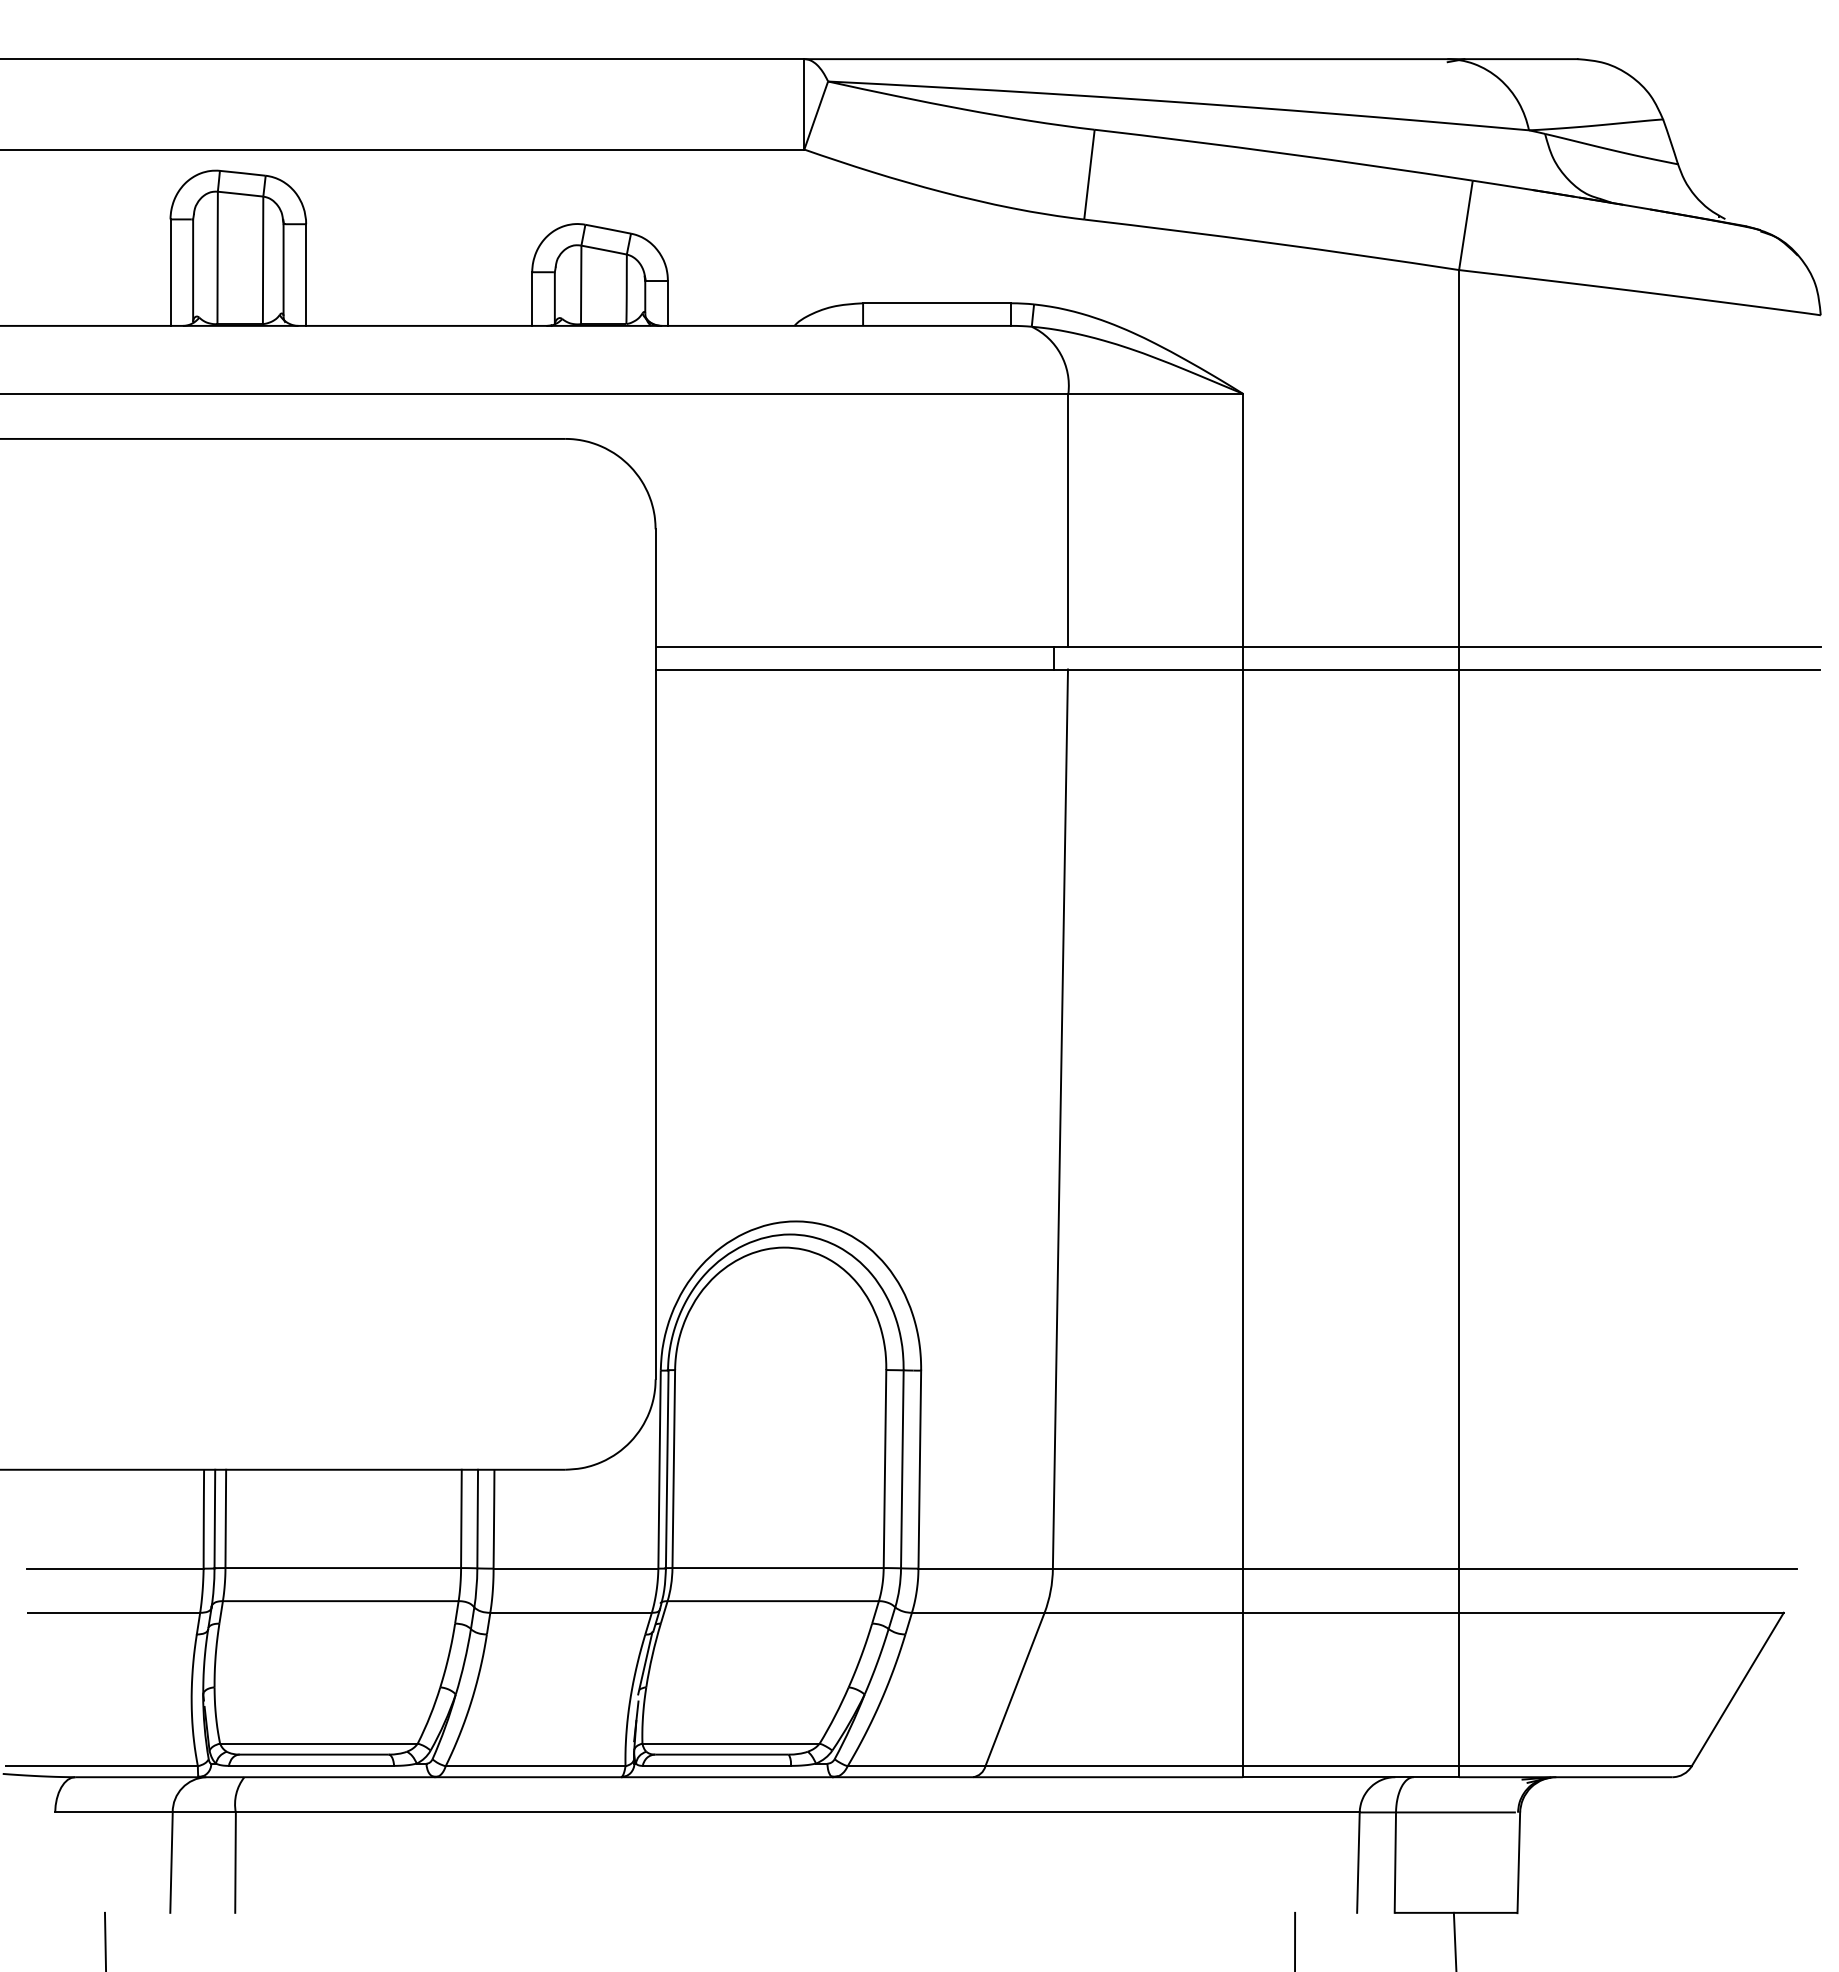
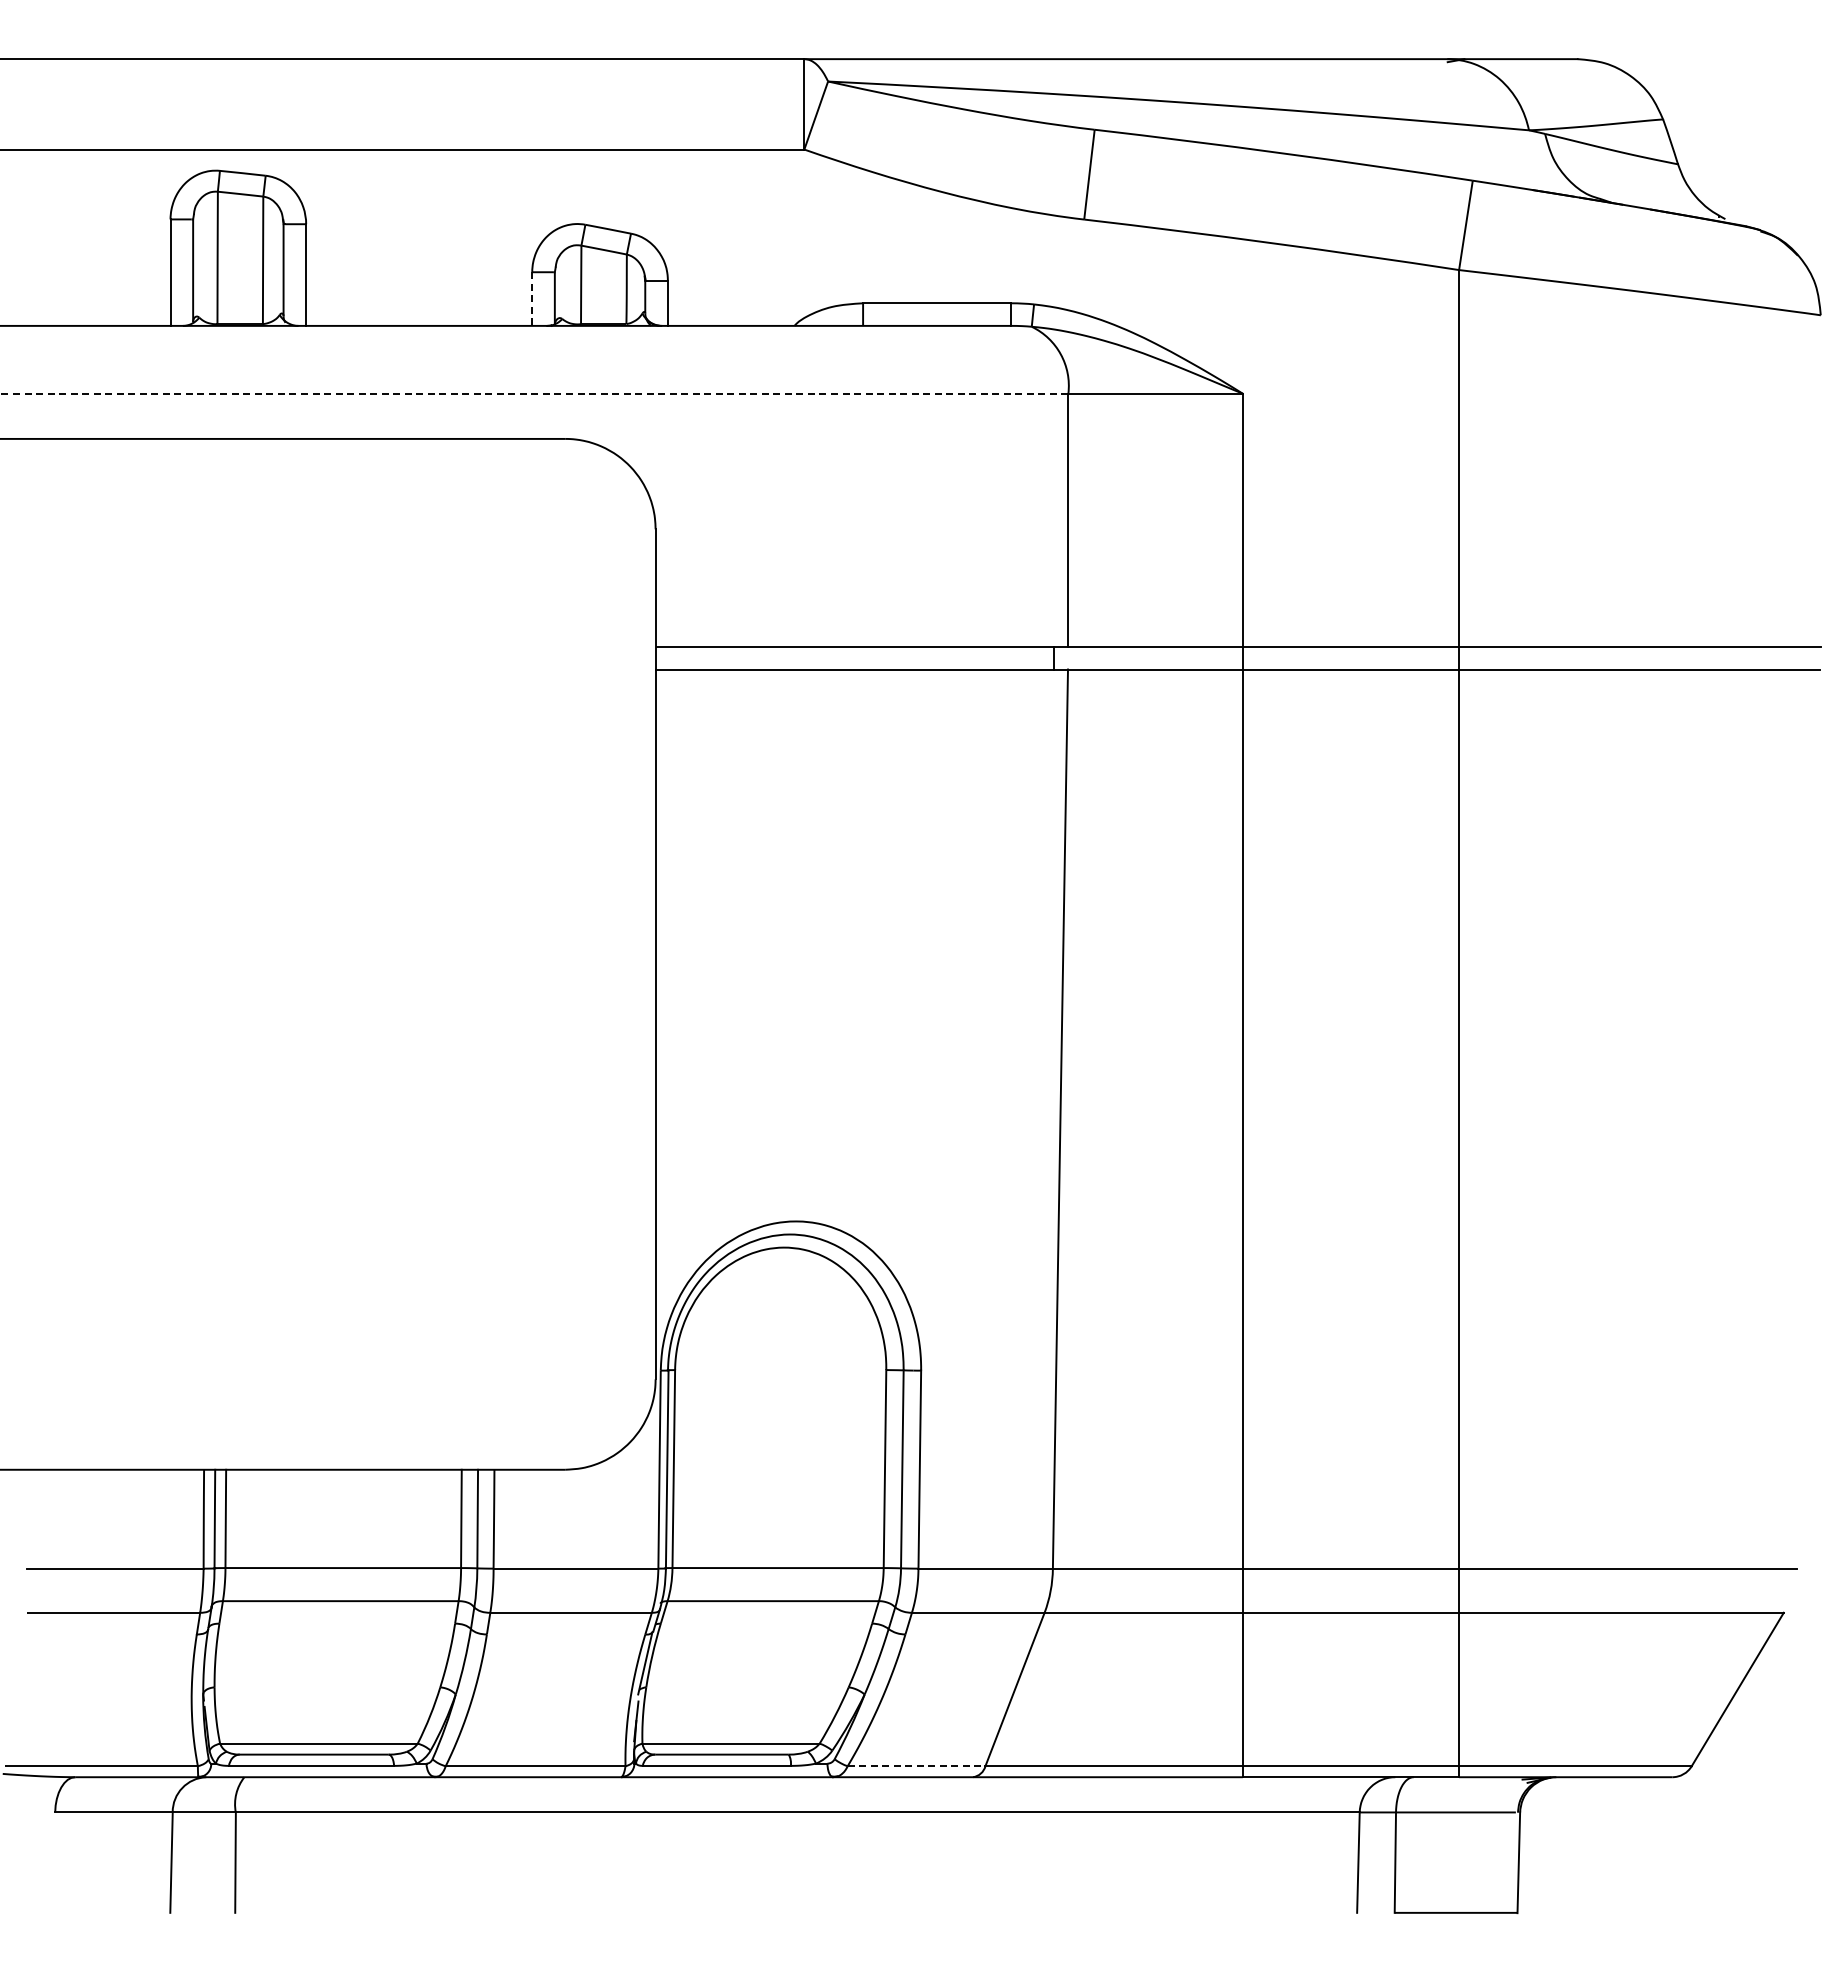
line: solid -> dashed (532, 299)
line: solid -> dashed (534, 393)
line: solid -> dashed (916, 1766)
line: present -> none (105, 1940)
line: present -> none (1295, 1940)
line: present -> none (1454, 1940)
